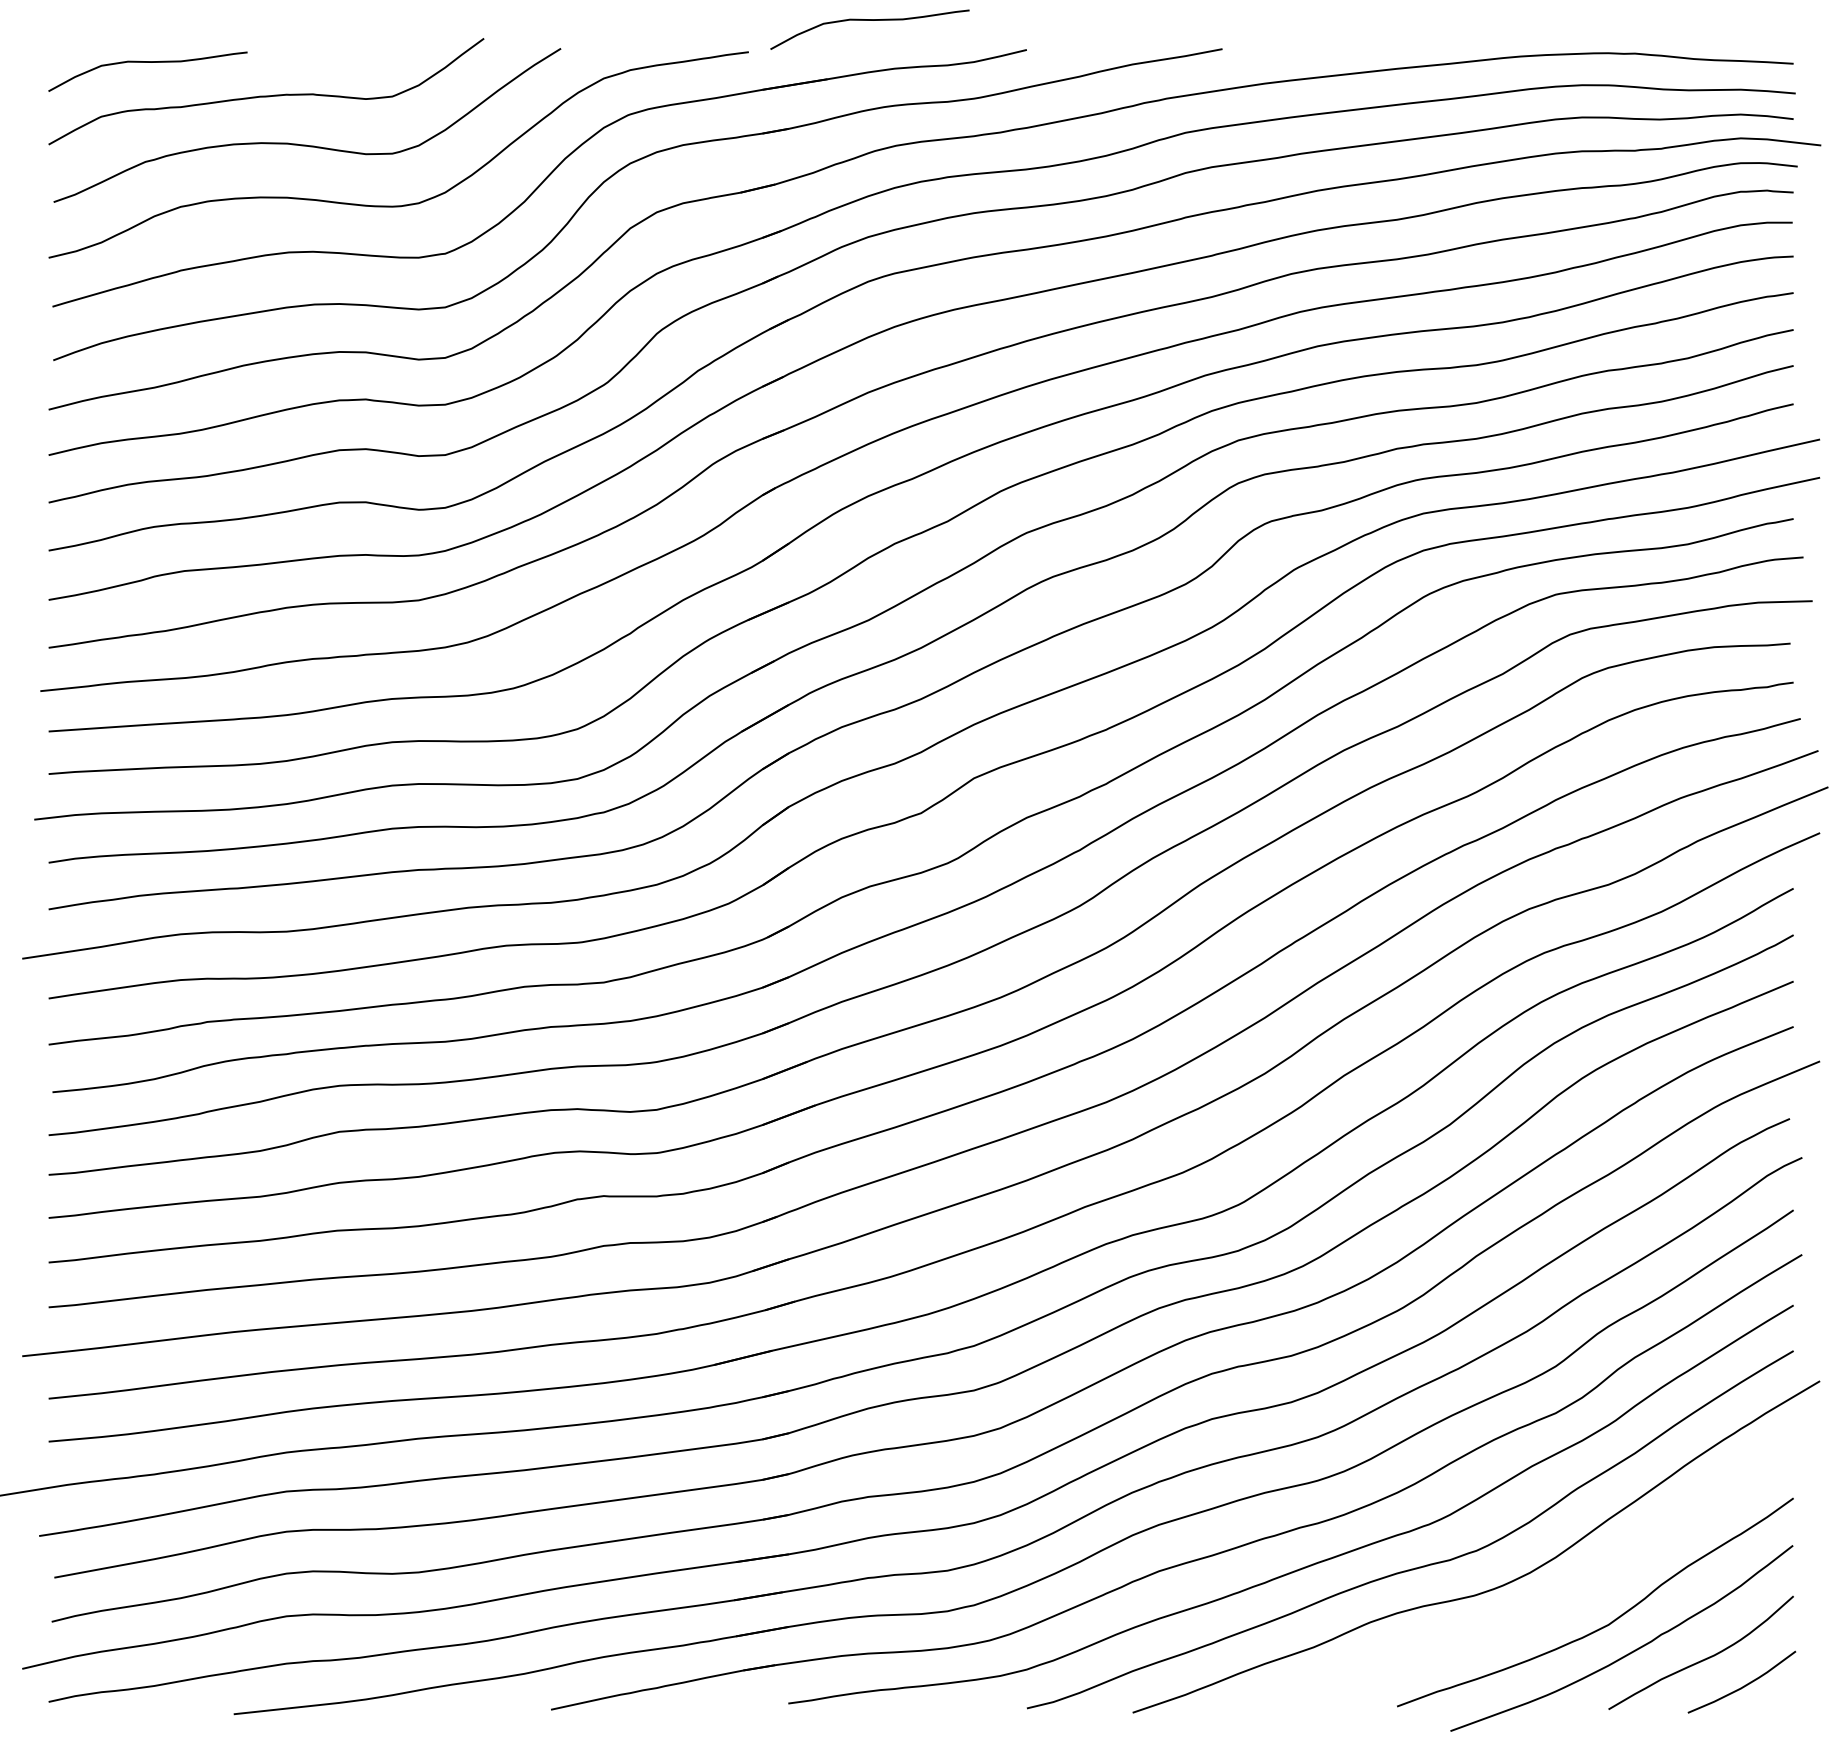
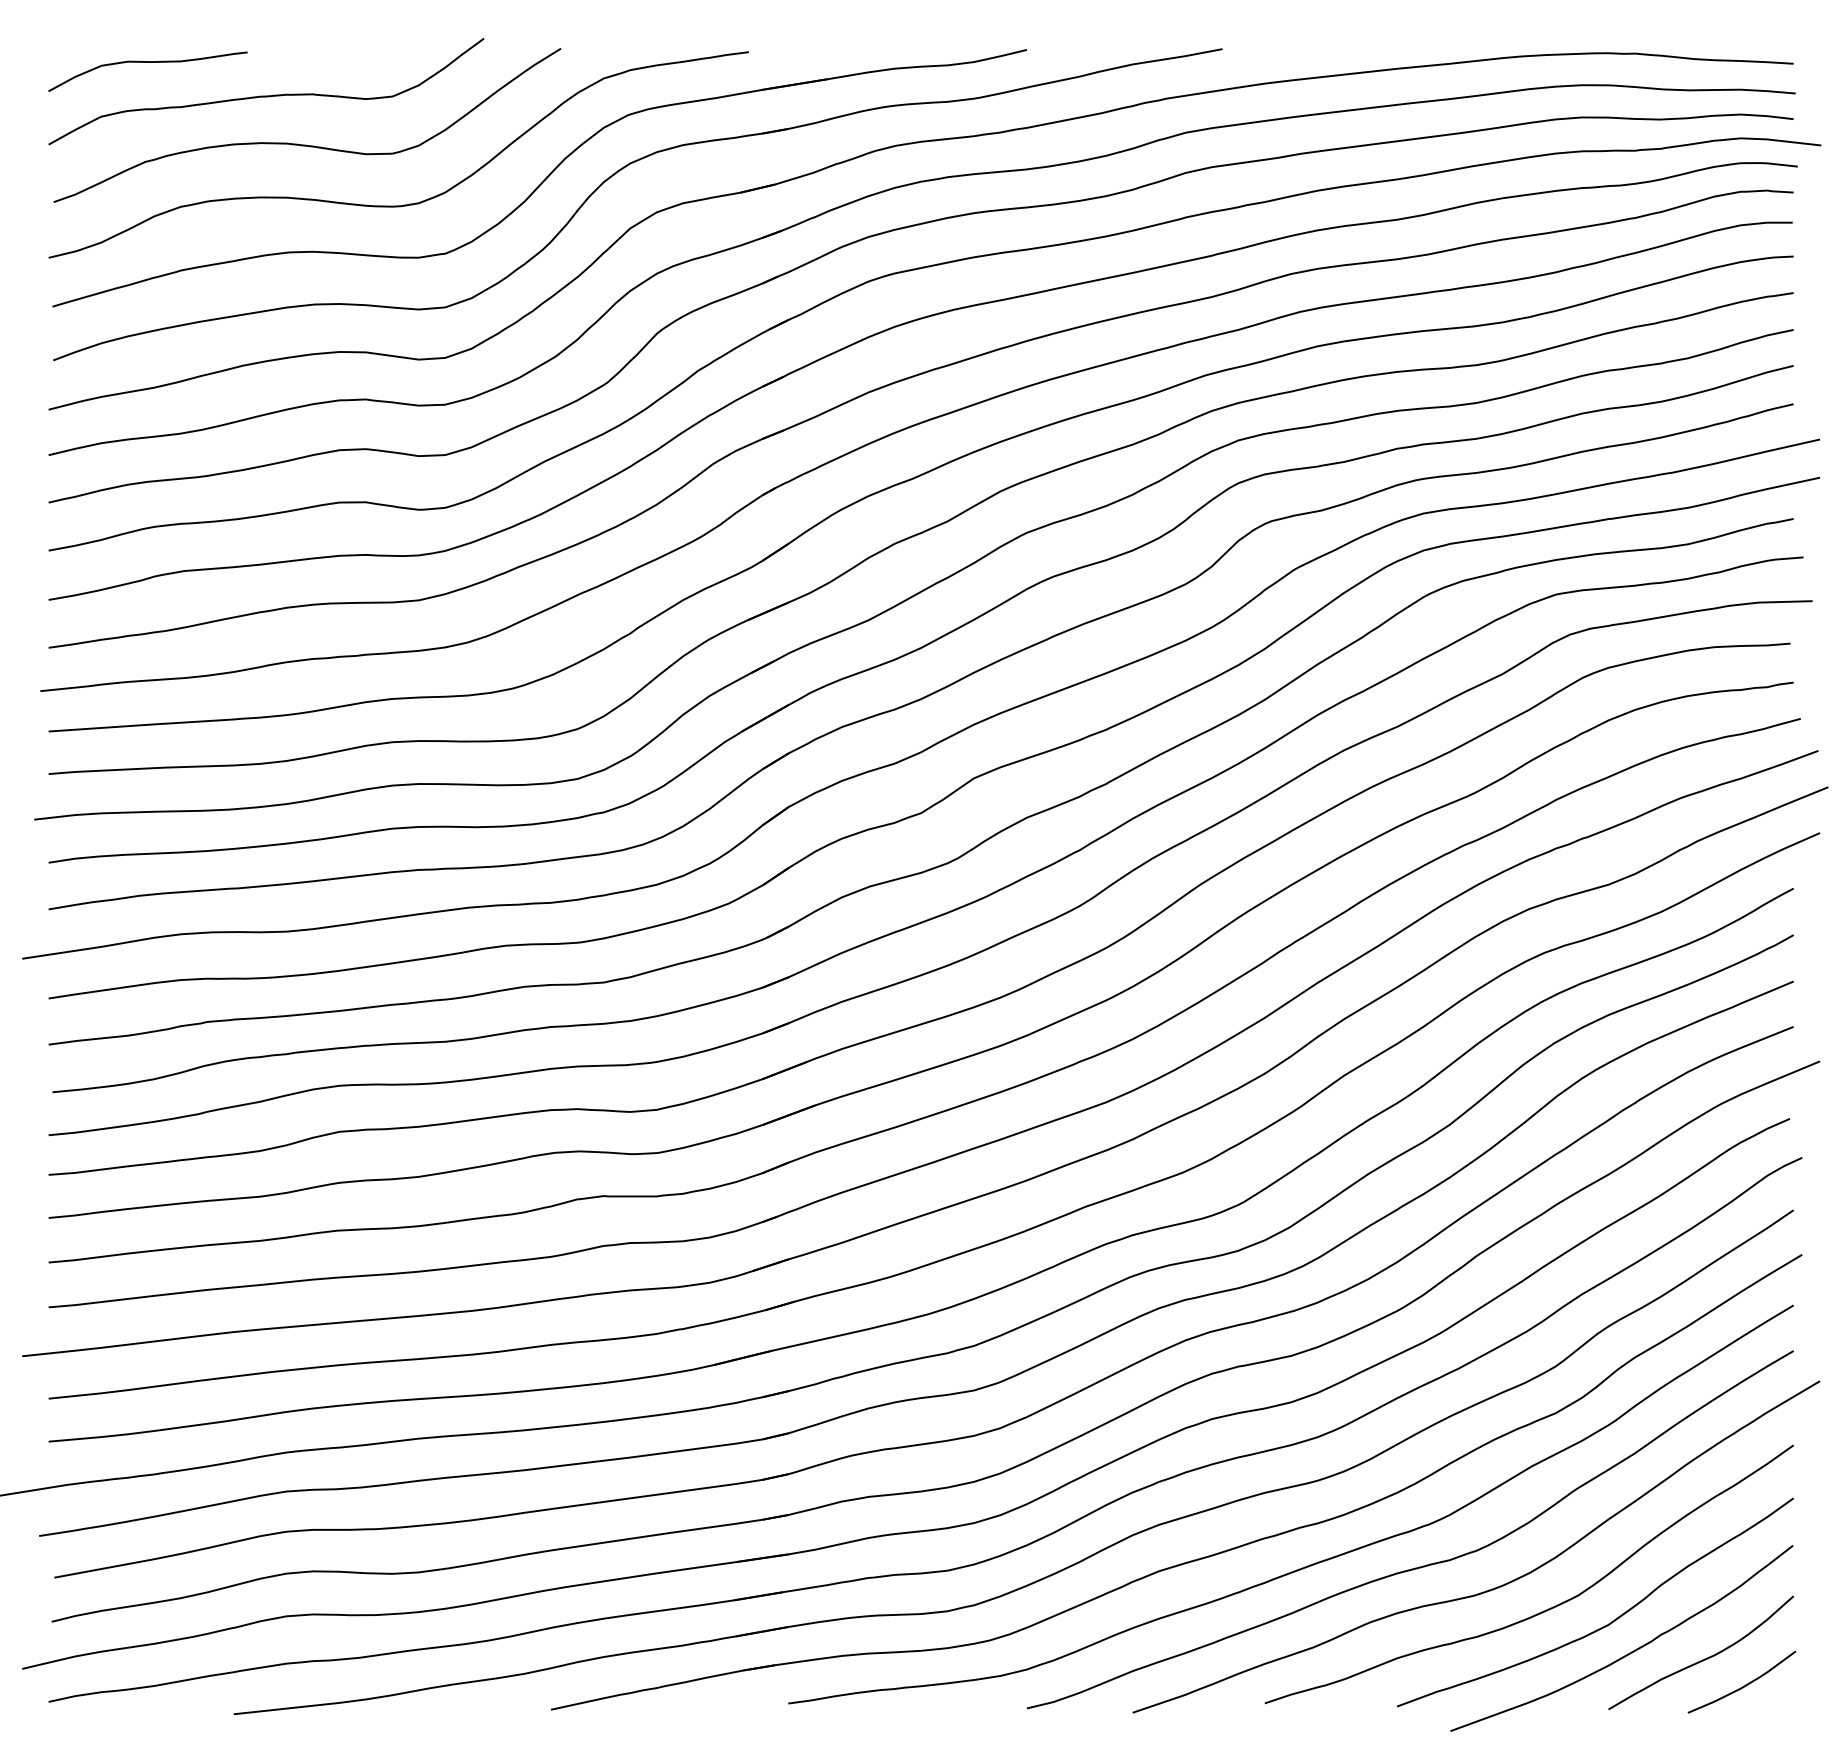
curve: present -> none (869, 20)
curve: none -> present (1543, 1610)
